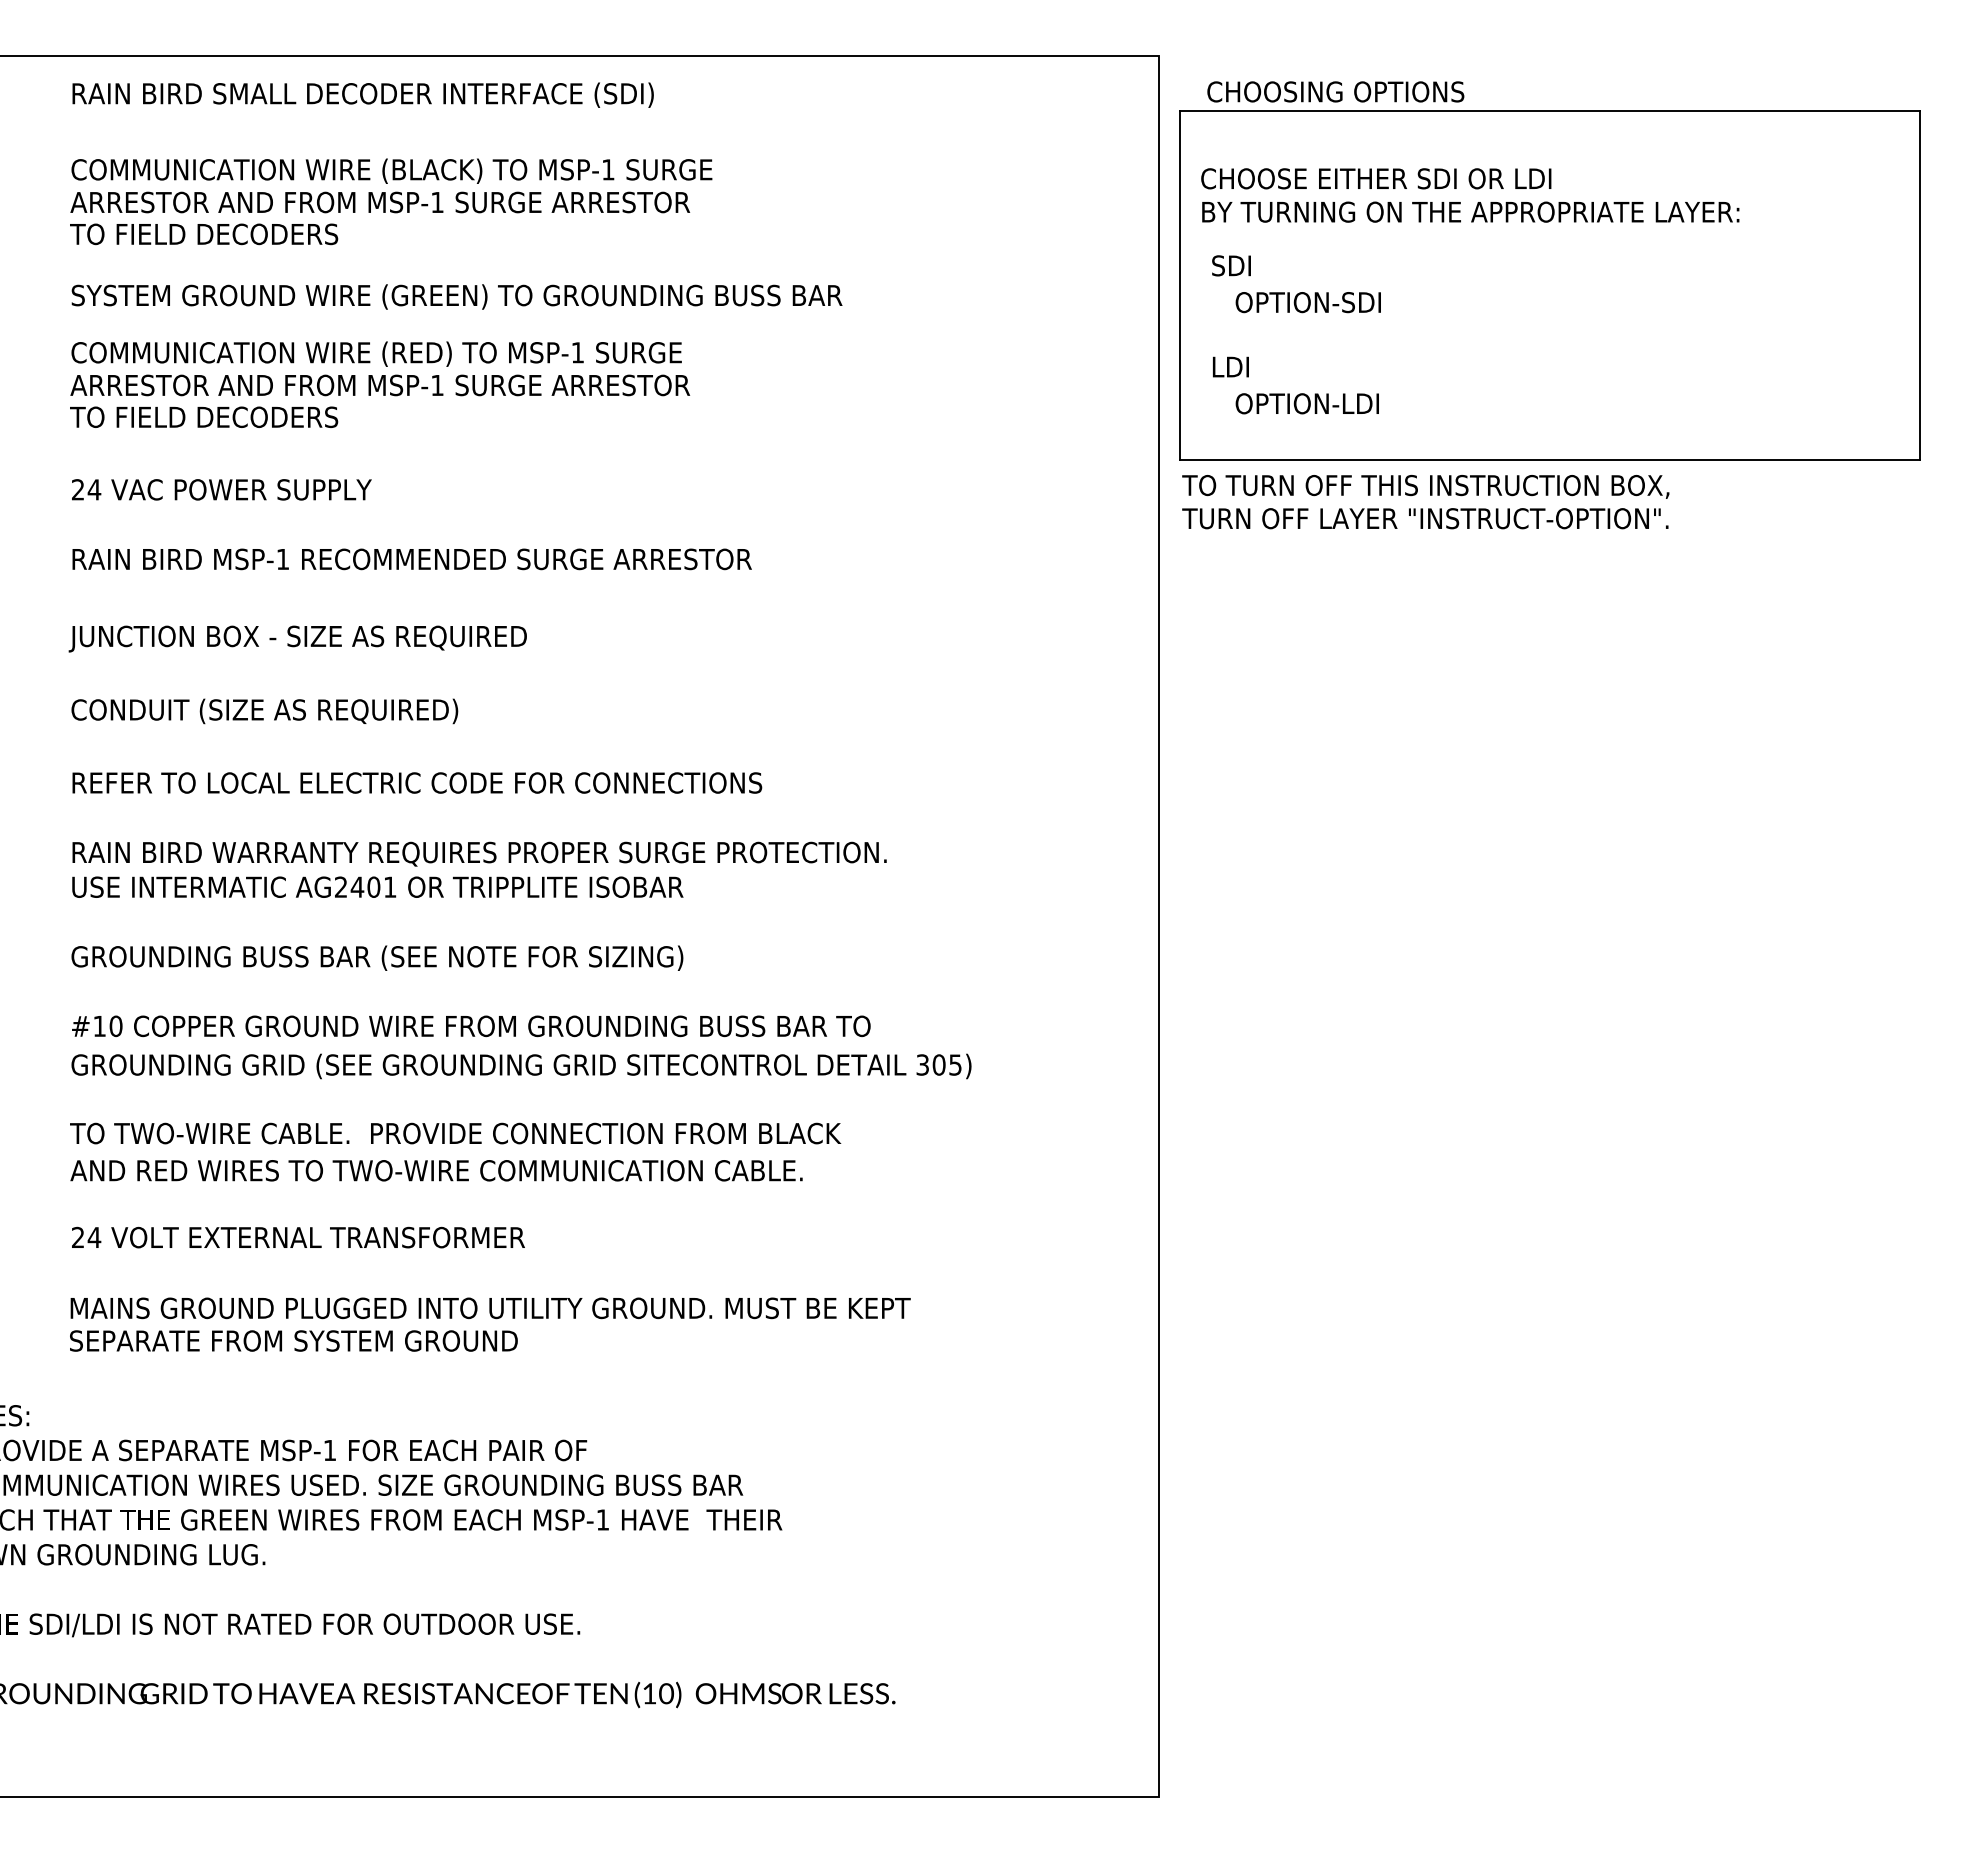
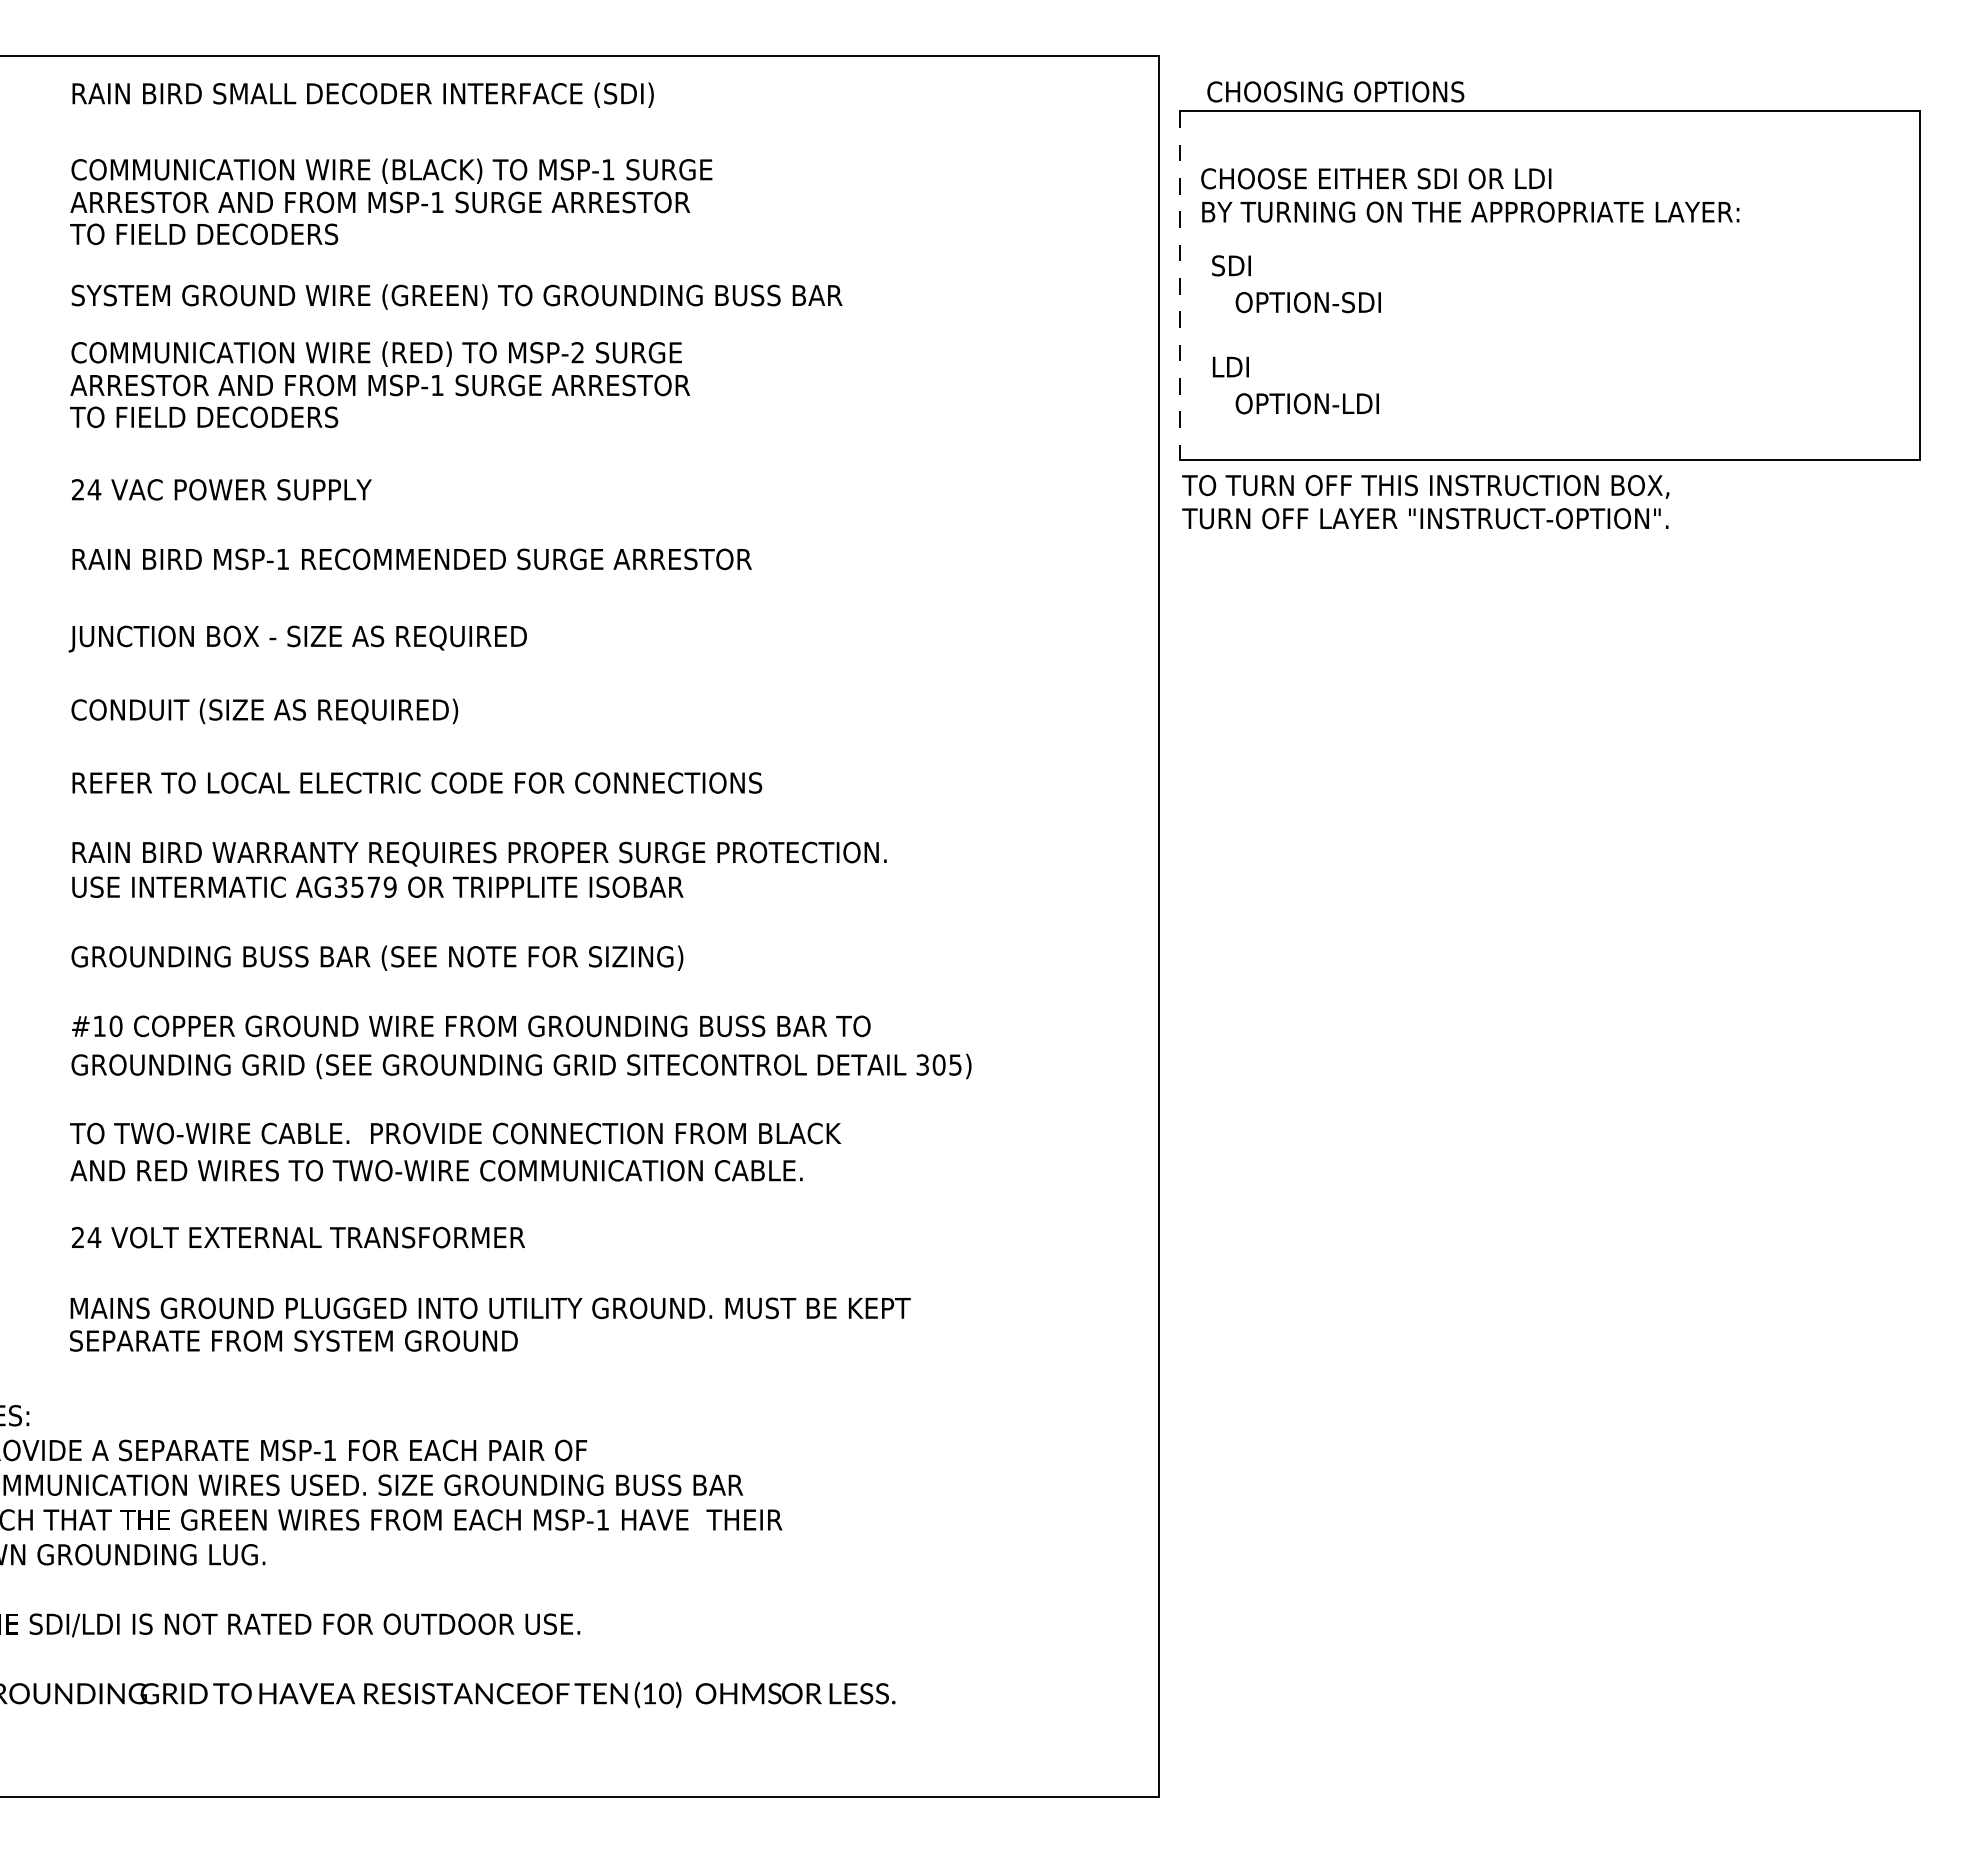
line: solid -> dashed (1179, 285)
text: MSP-1 -> MSP-2 (577, 352)
text: AG2401 -> AG3579 (365, 886)
